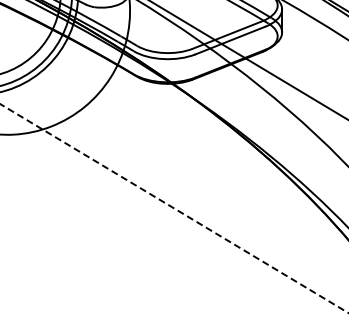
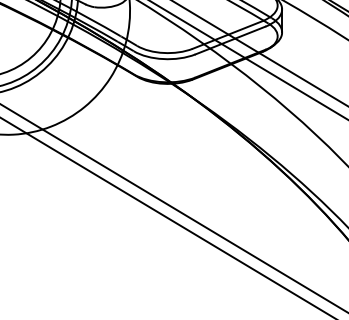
line: none -> present (259, 53)
line: dashed -> solid (174, 208)
line: none -> present (167, 217)
